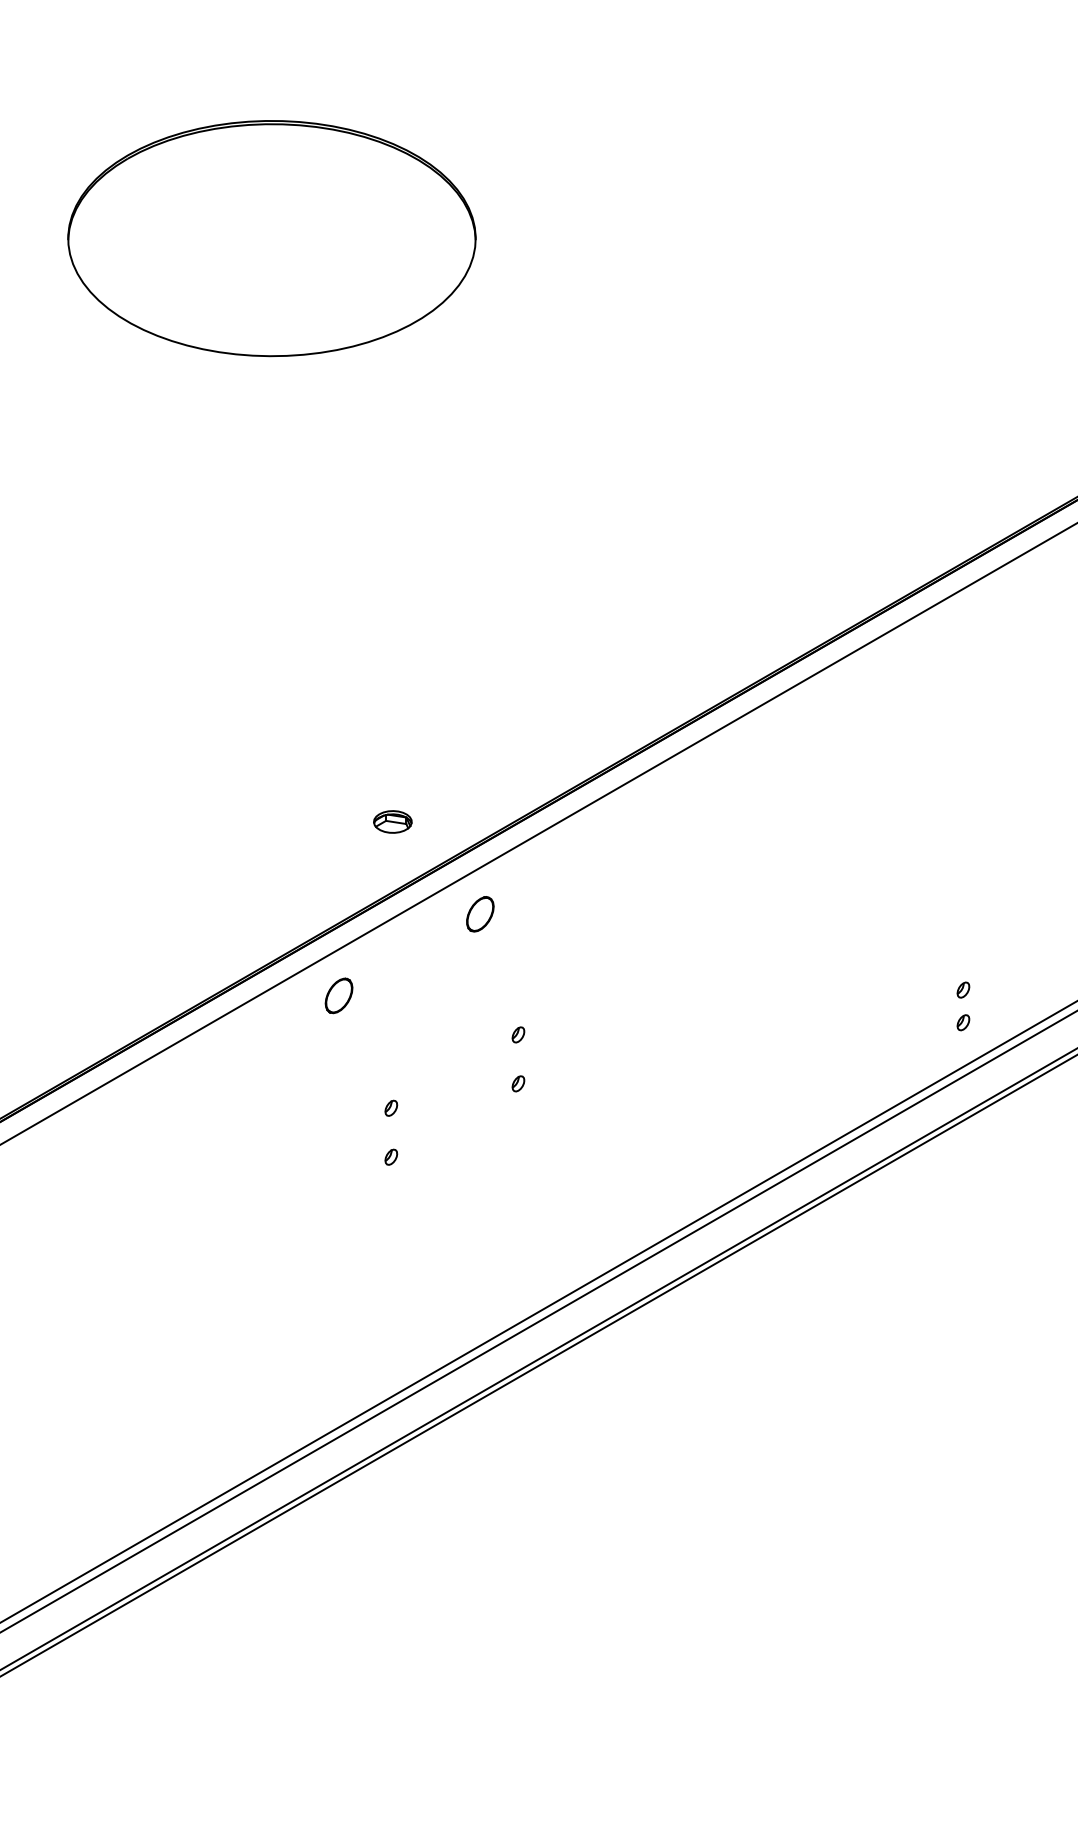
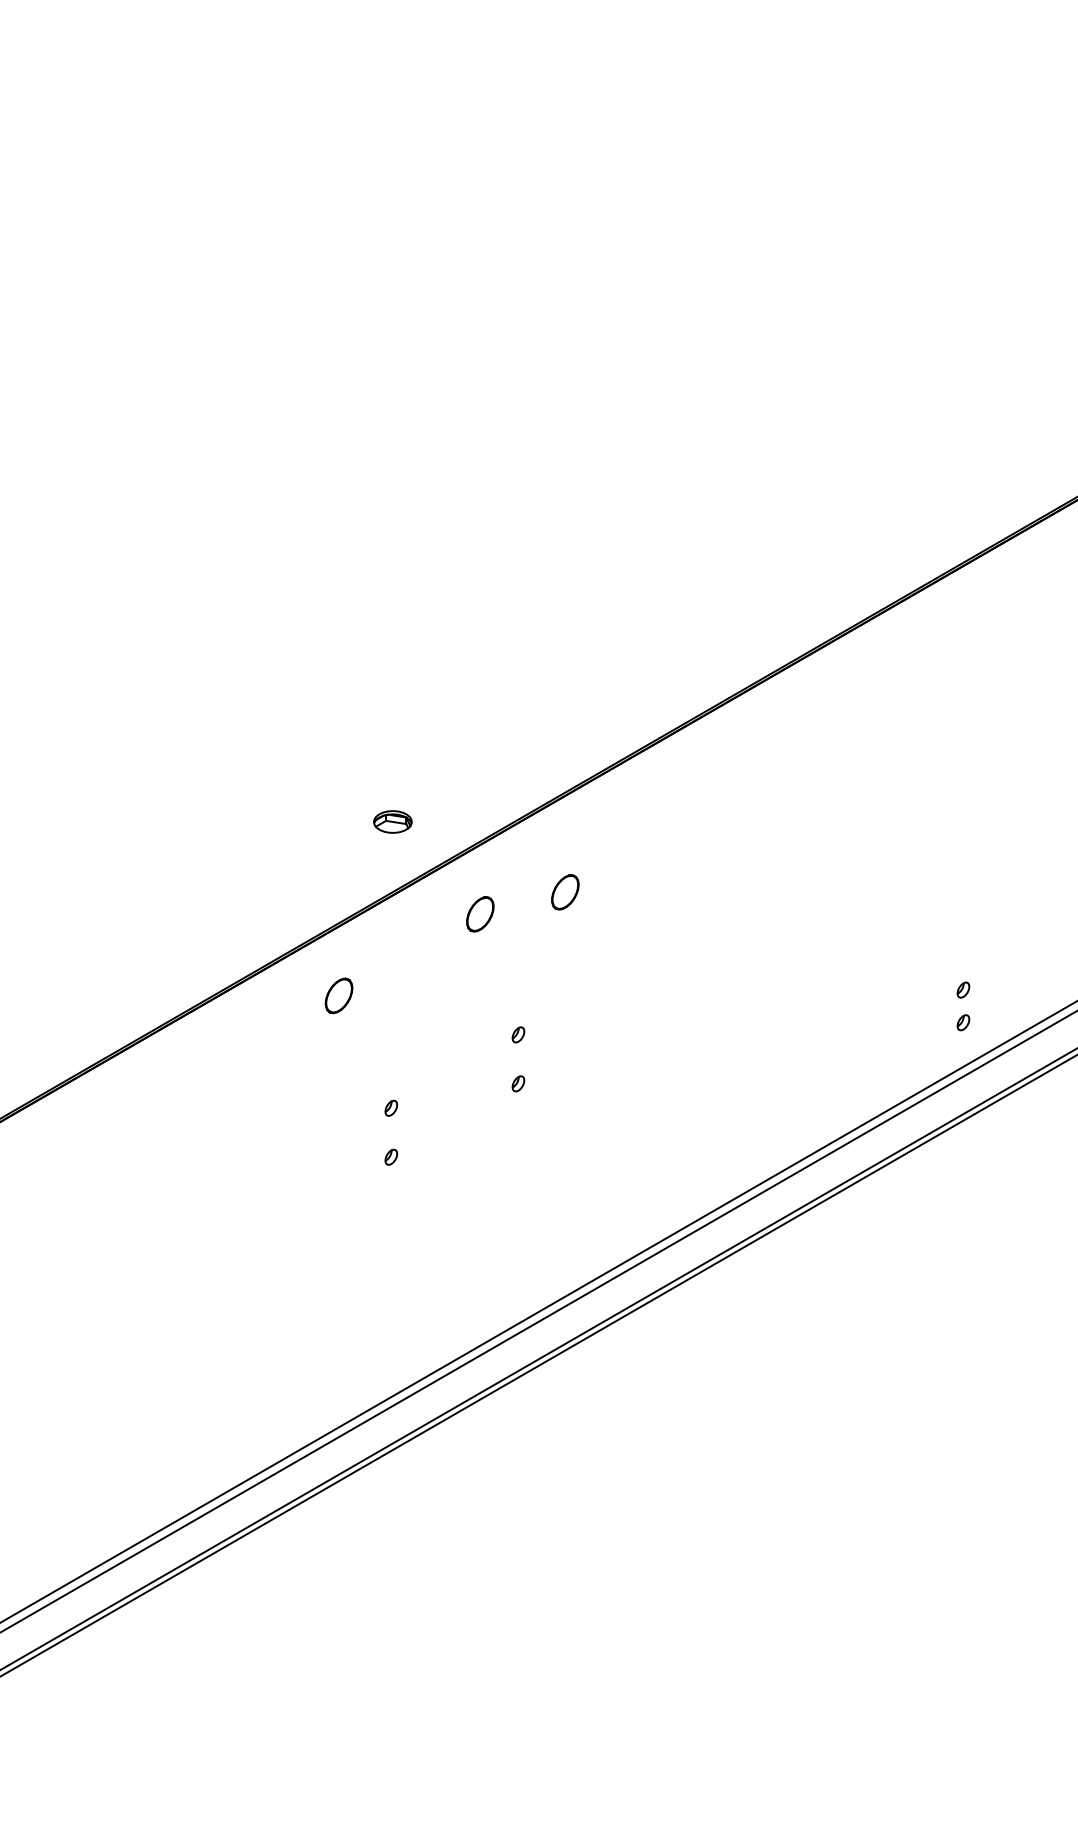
part: present -> none (271, 238)
line: present -> none (538, 833)
part: none -> present (565, 892)
